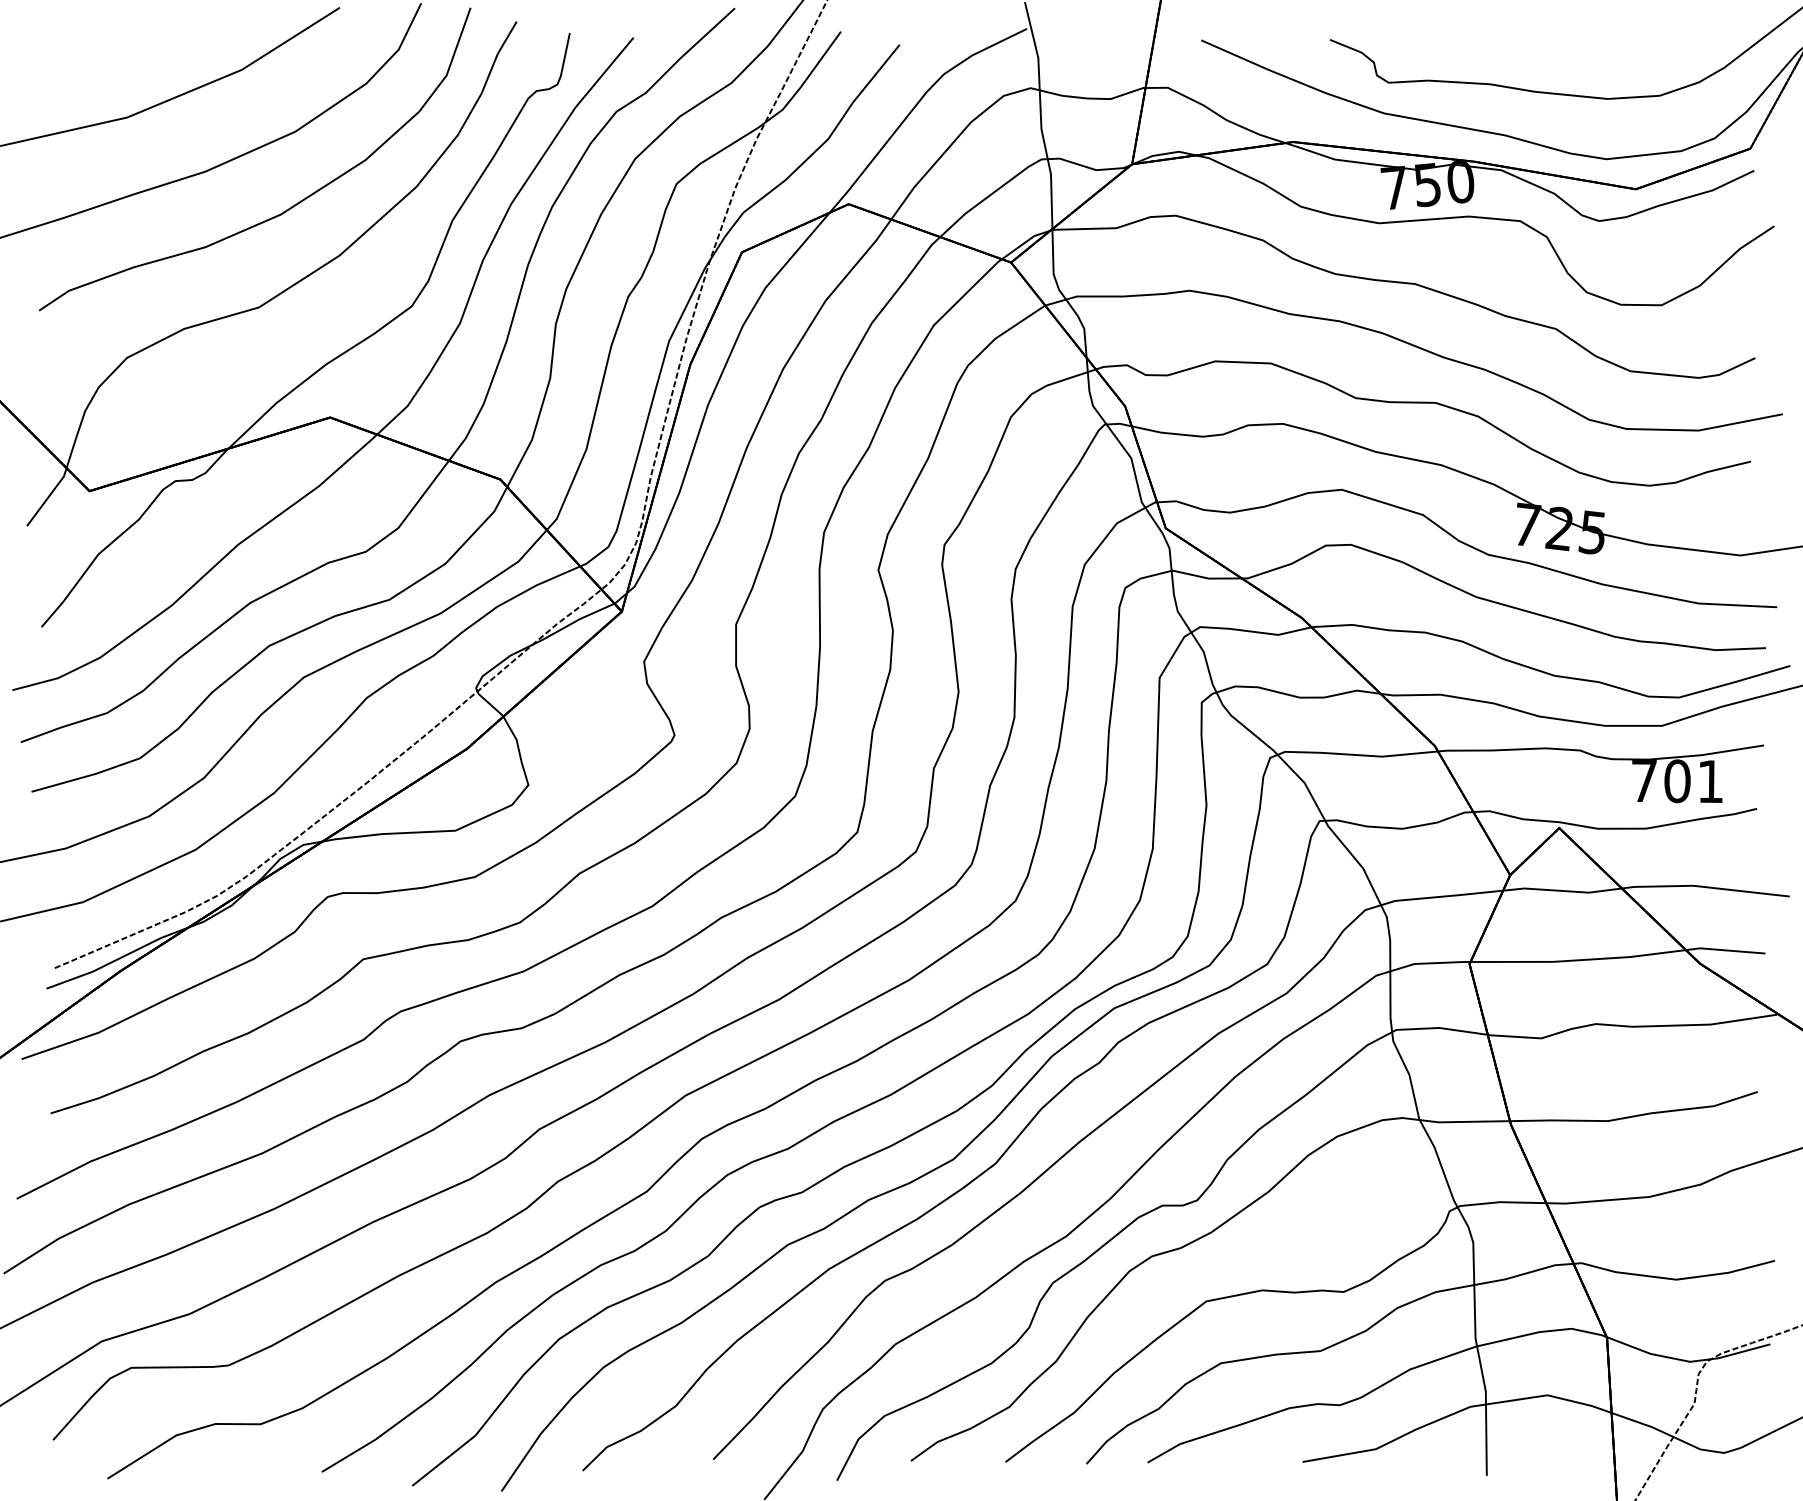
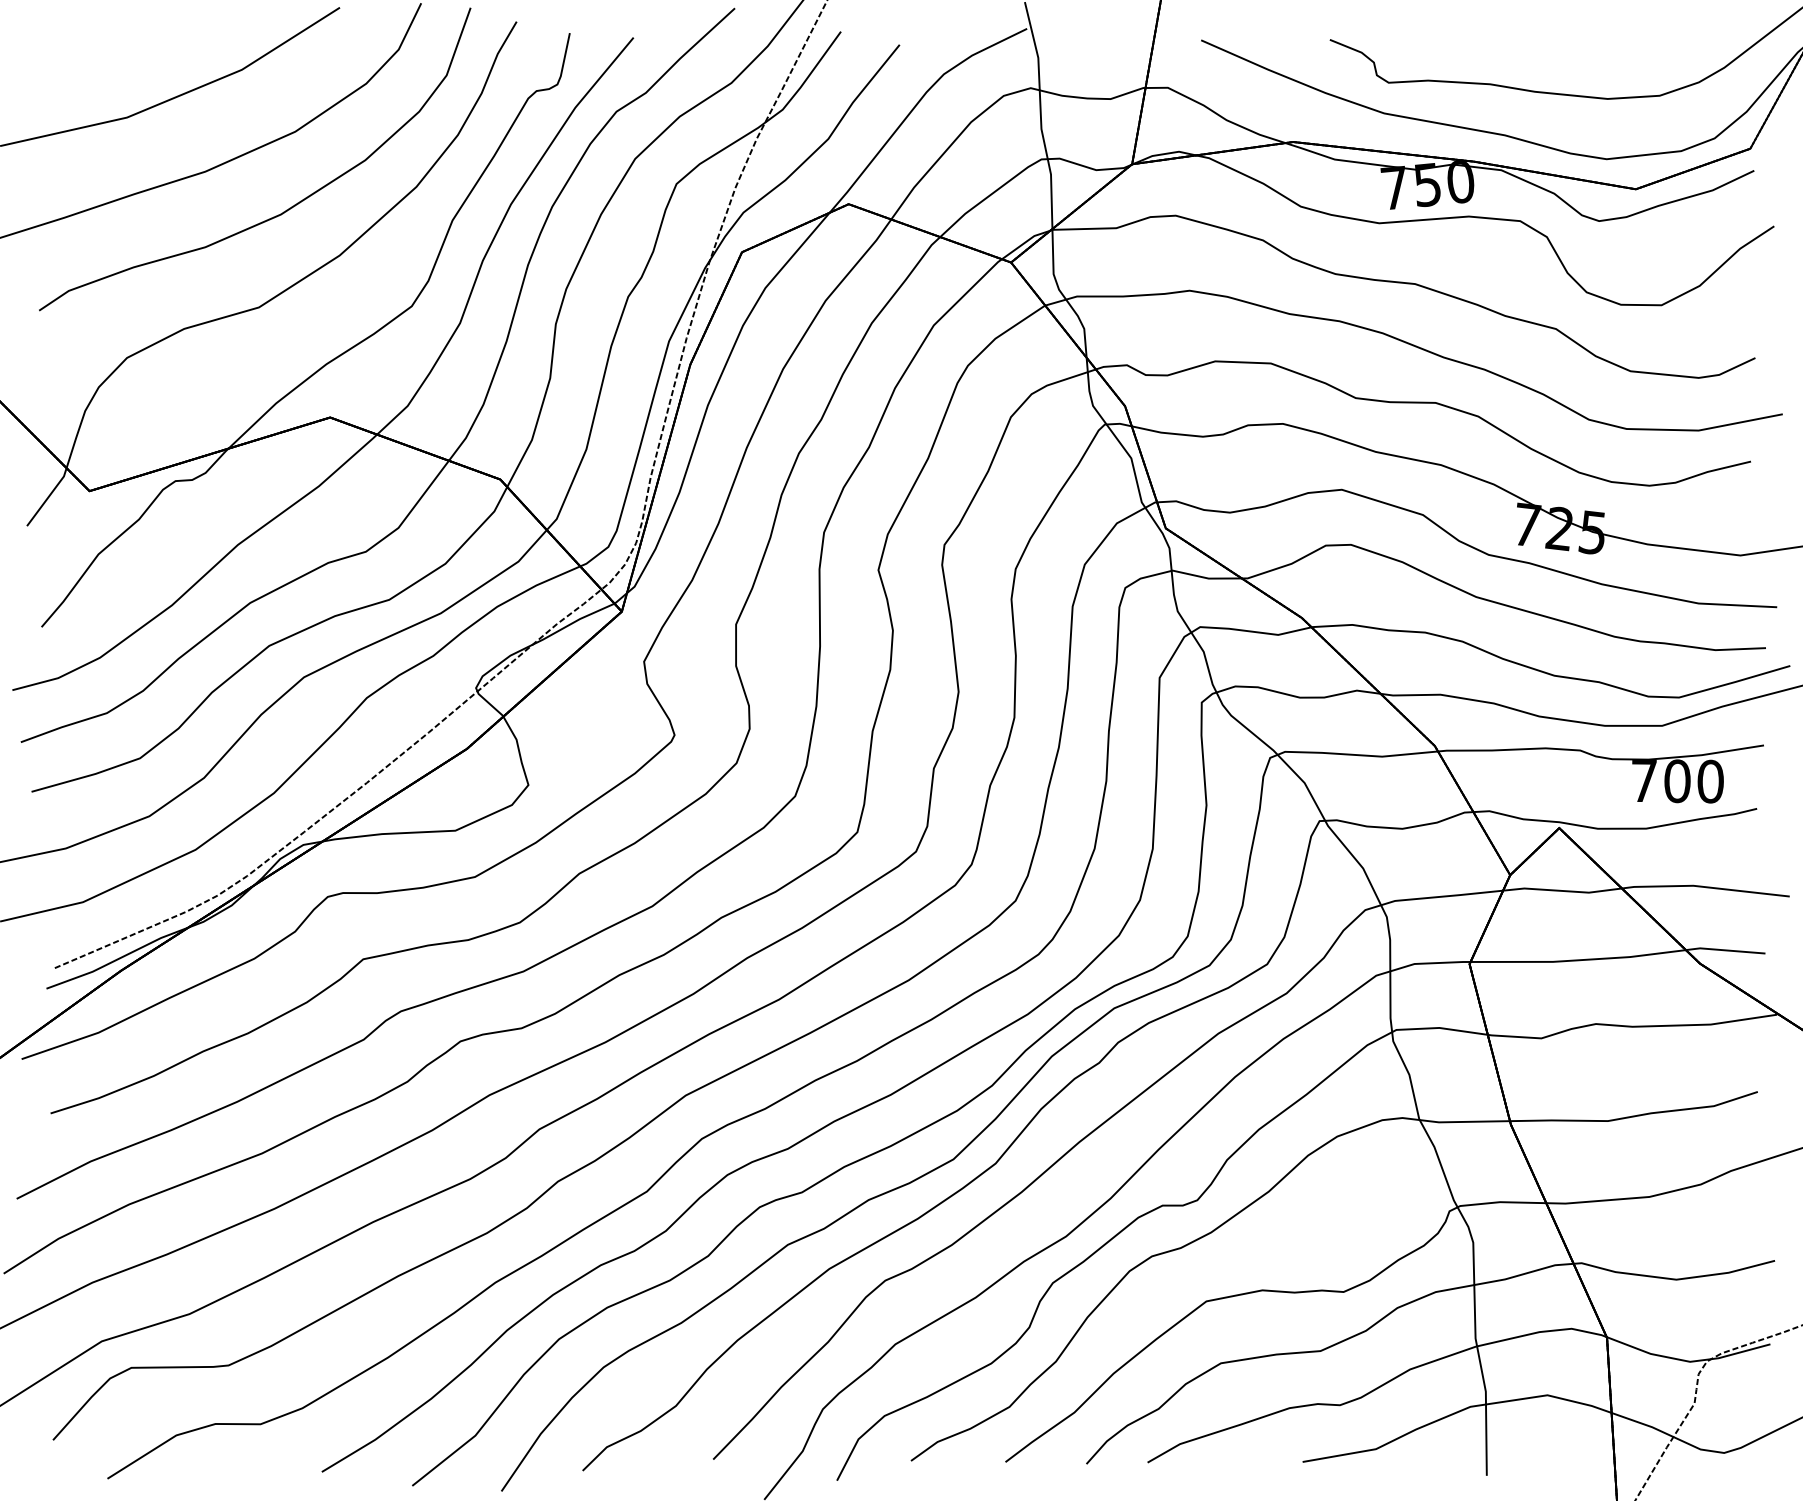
text: 701 -> 700 (1710, 781)
